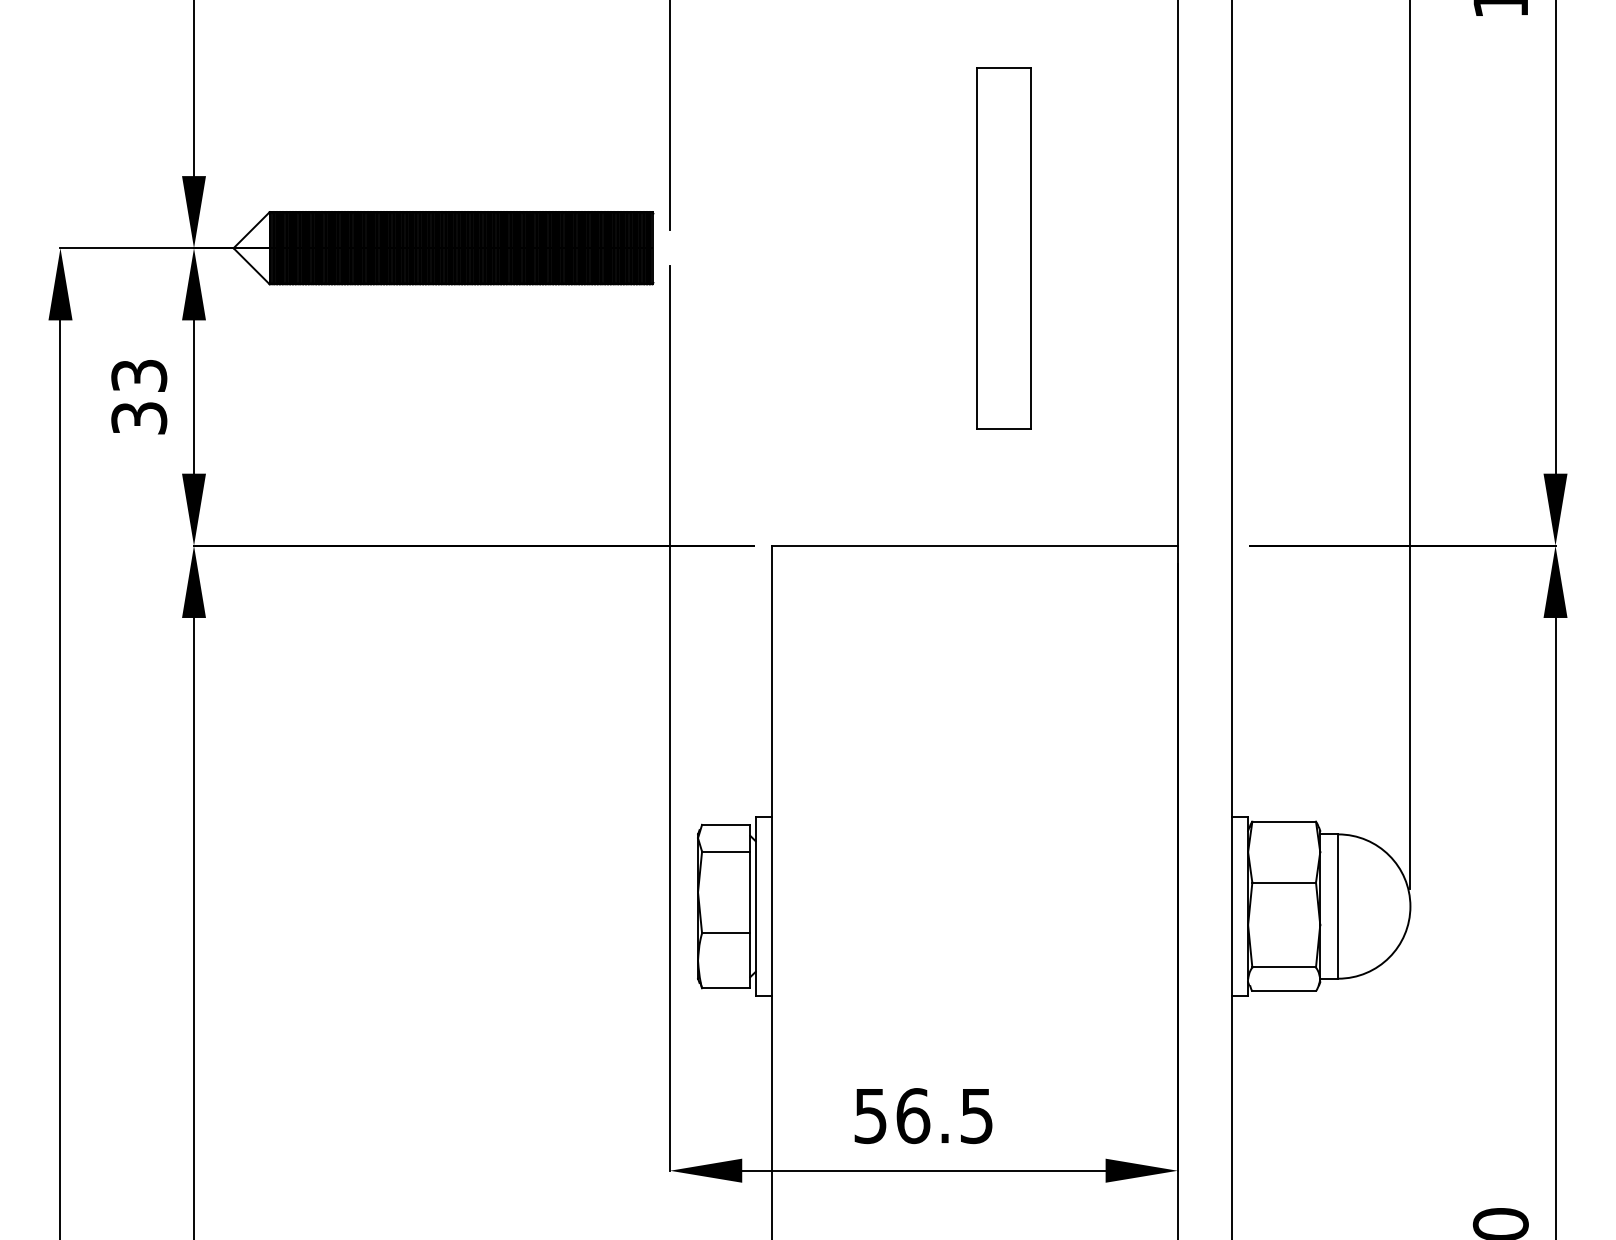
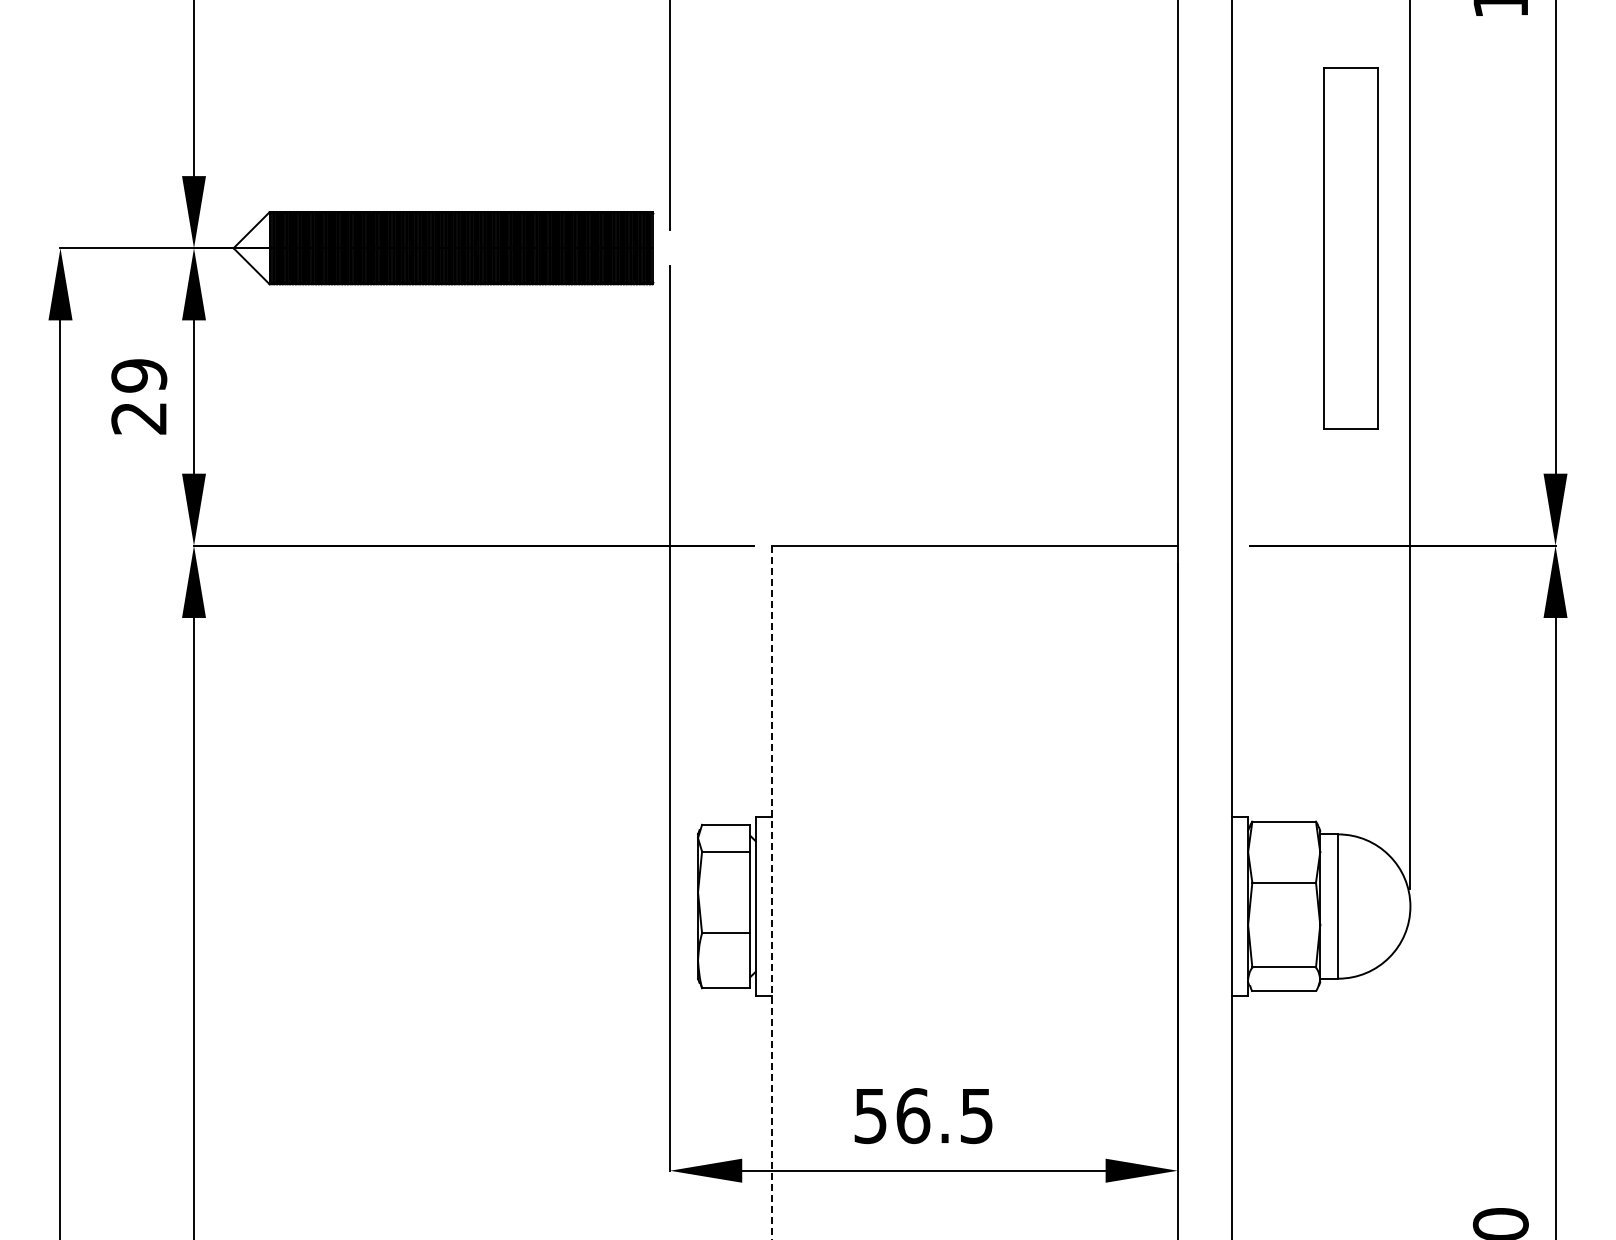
part position: (1003, 248) -> (1350, 248) (1350, 248)
text: 33 -> 29 (139, 396)
line: solid -> dashed (771, 892)
